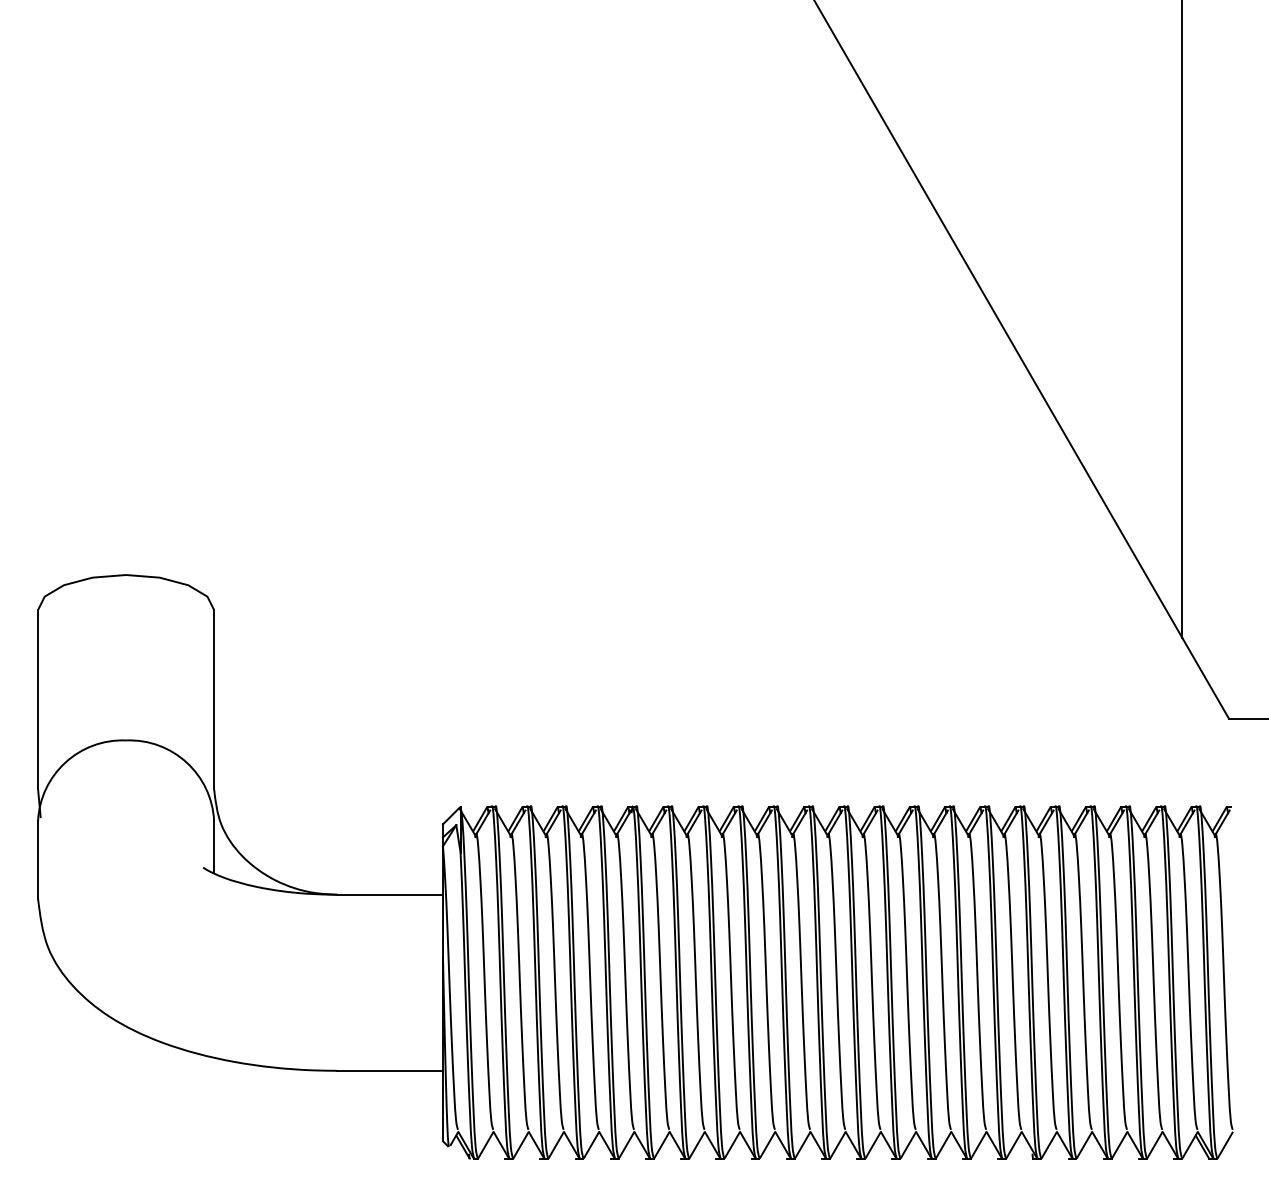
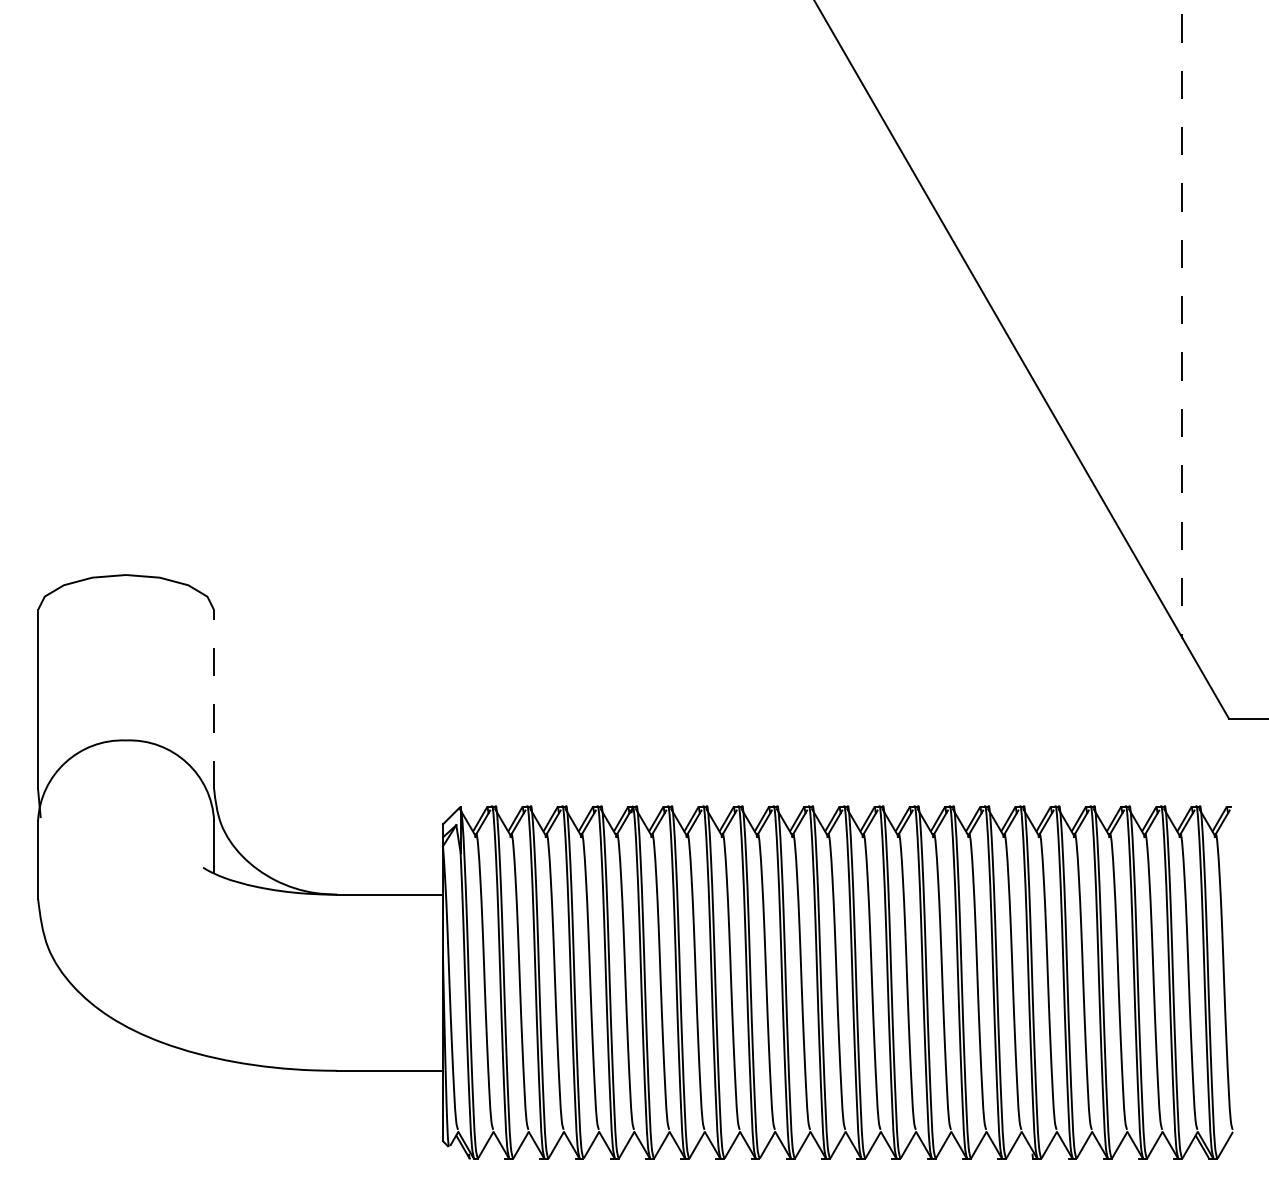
line: solid -> dashed (1182, 319)
line: solid -> dashed (214, 699)
